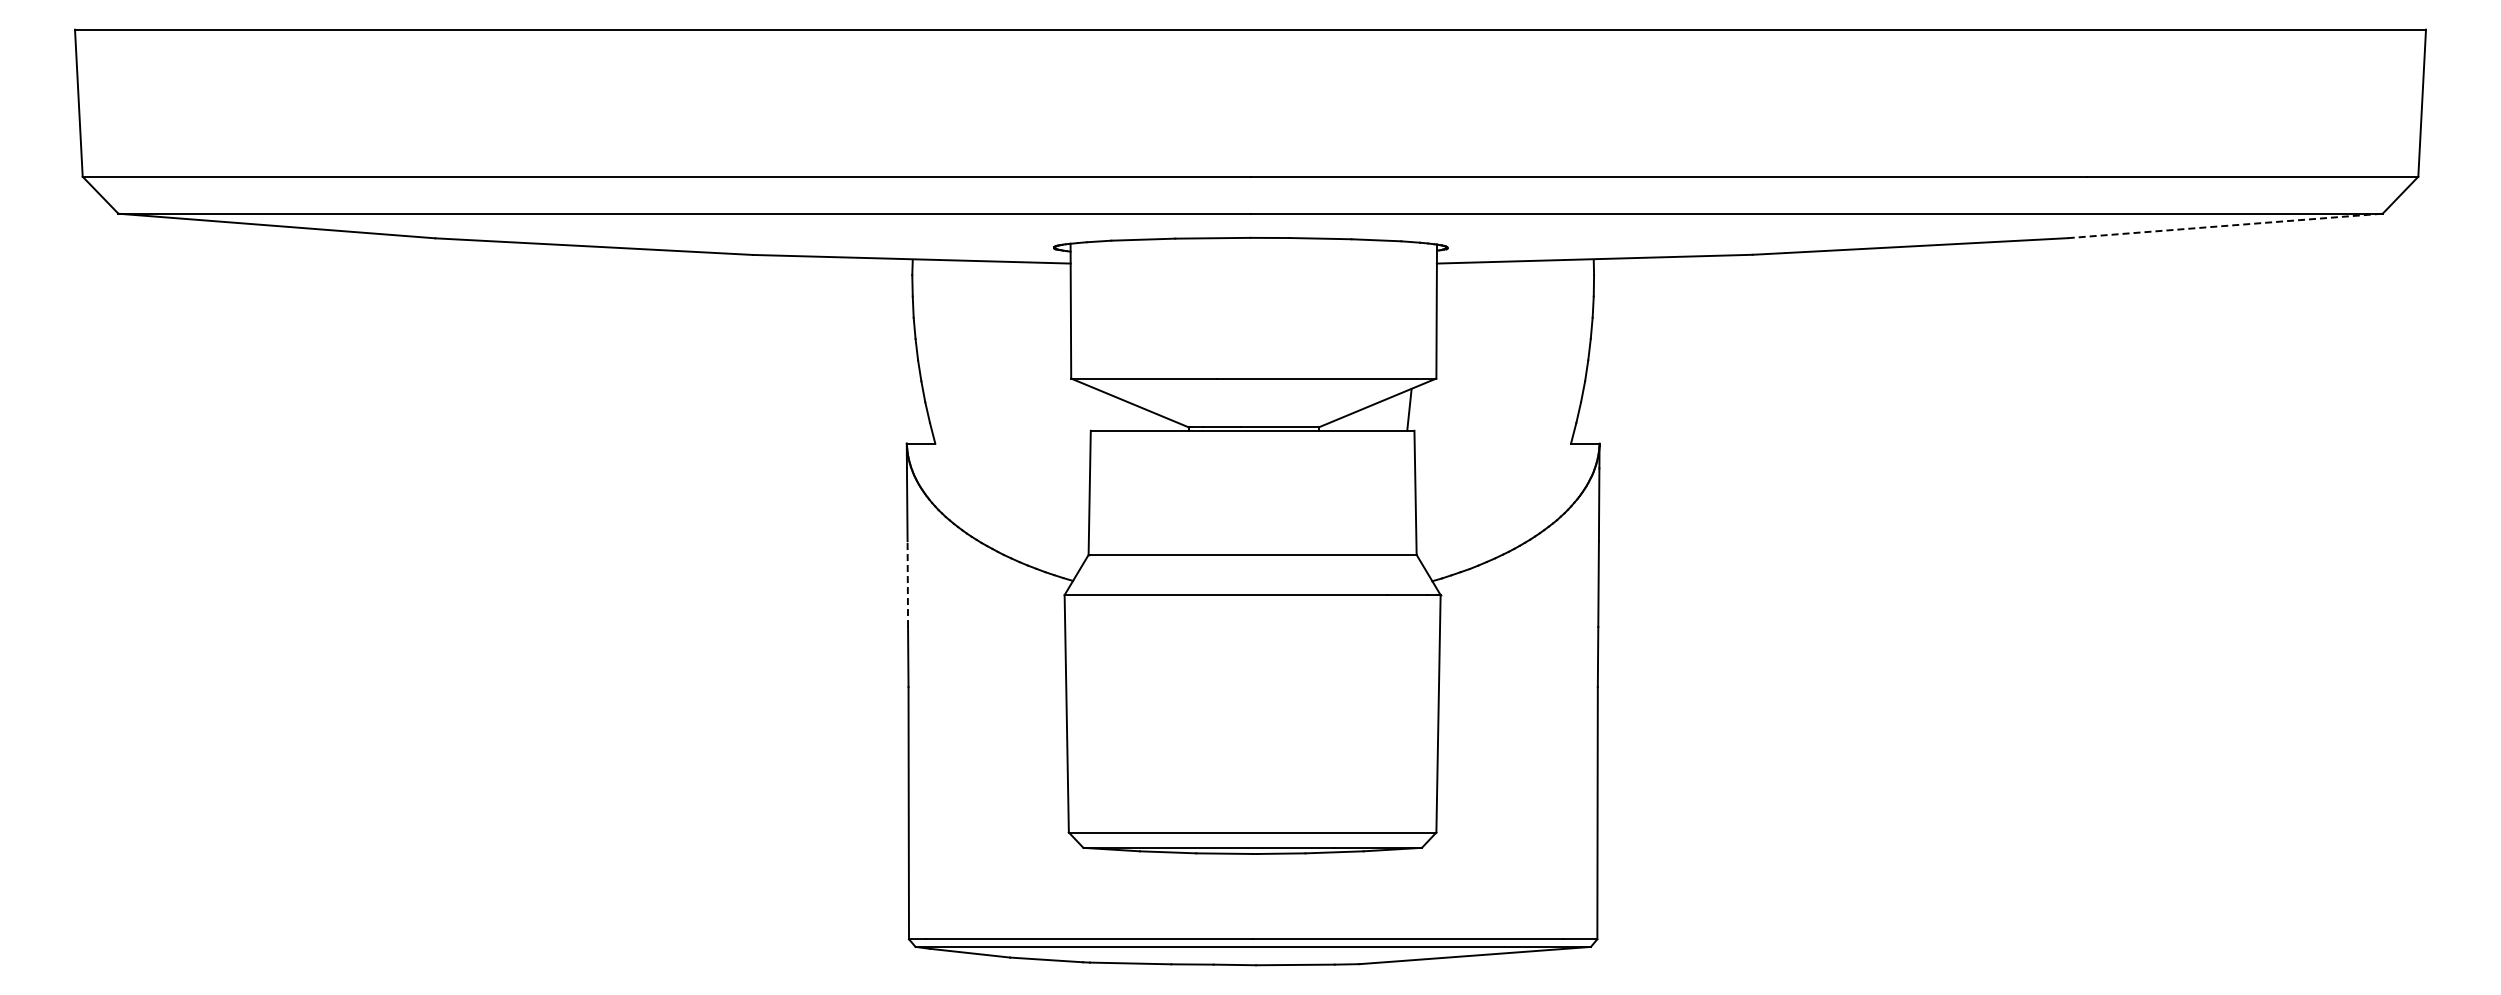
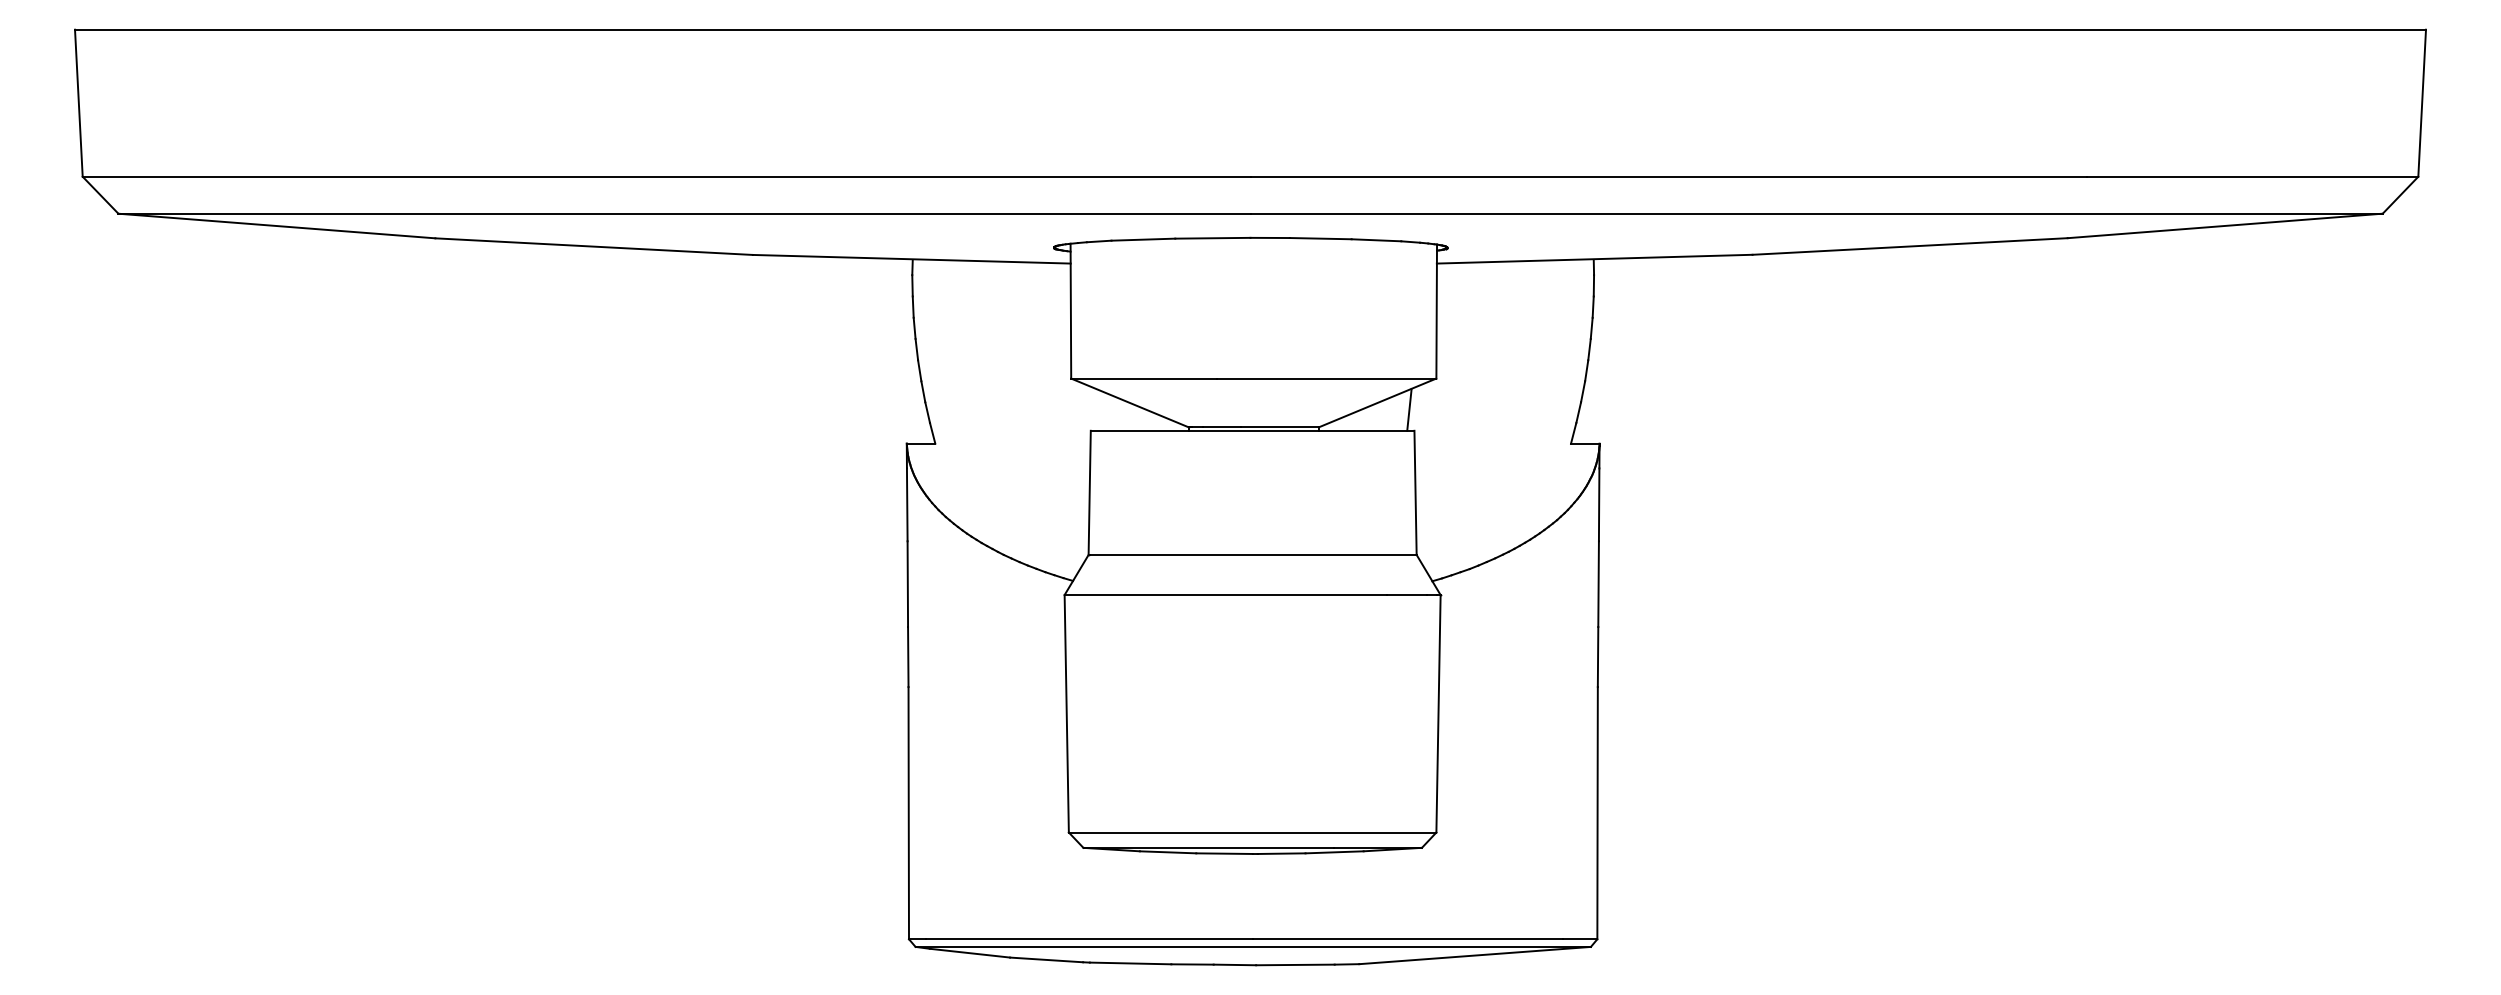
line: dashed -> solid (2225, 225)
line: dashed -> solid (907, 584)
